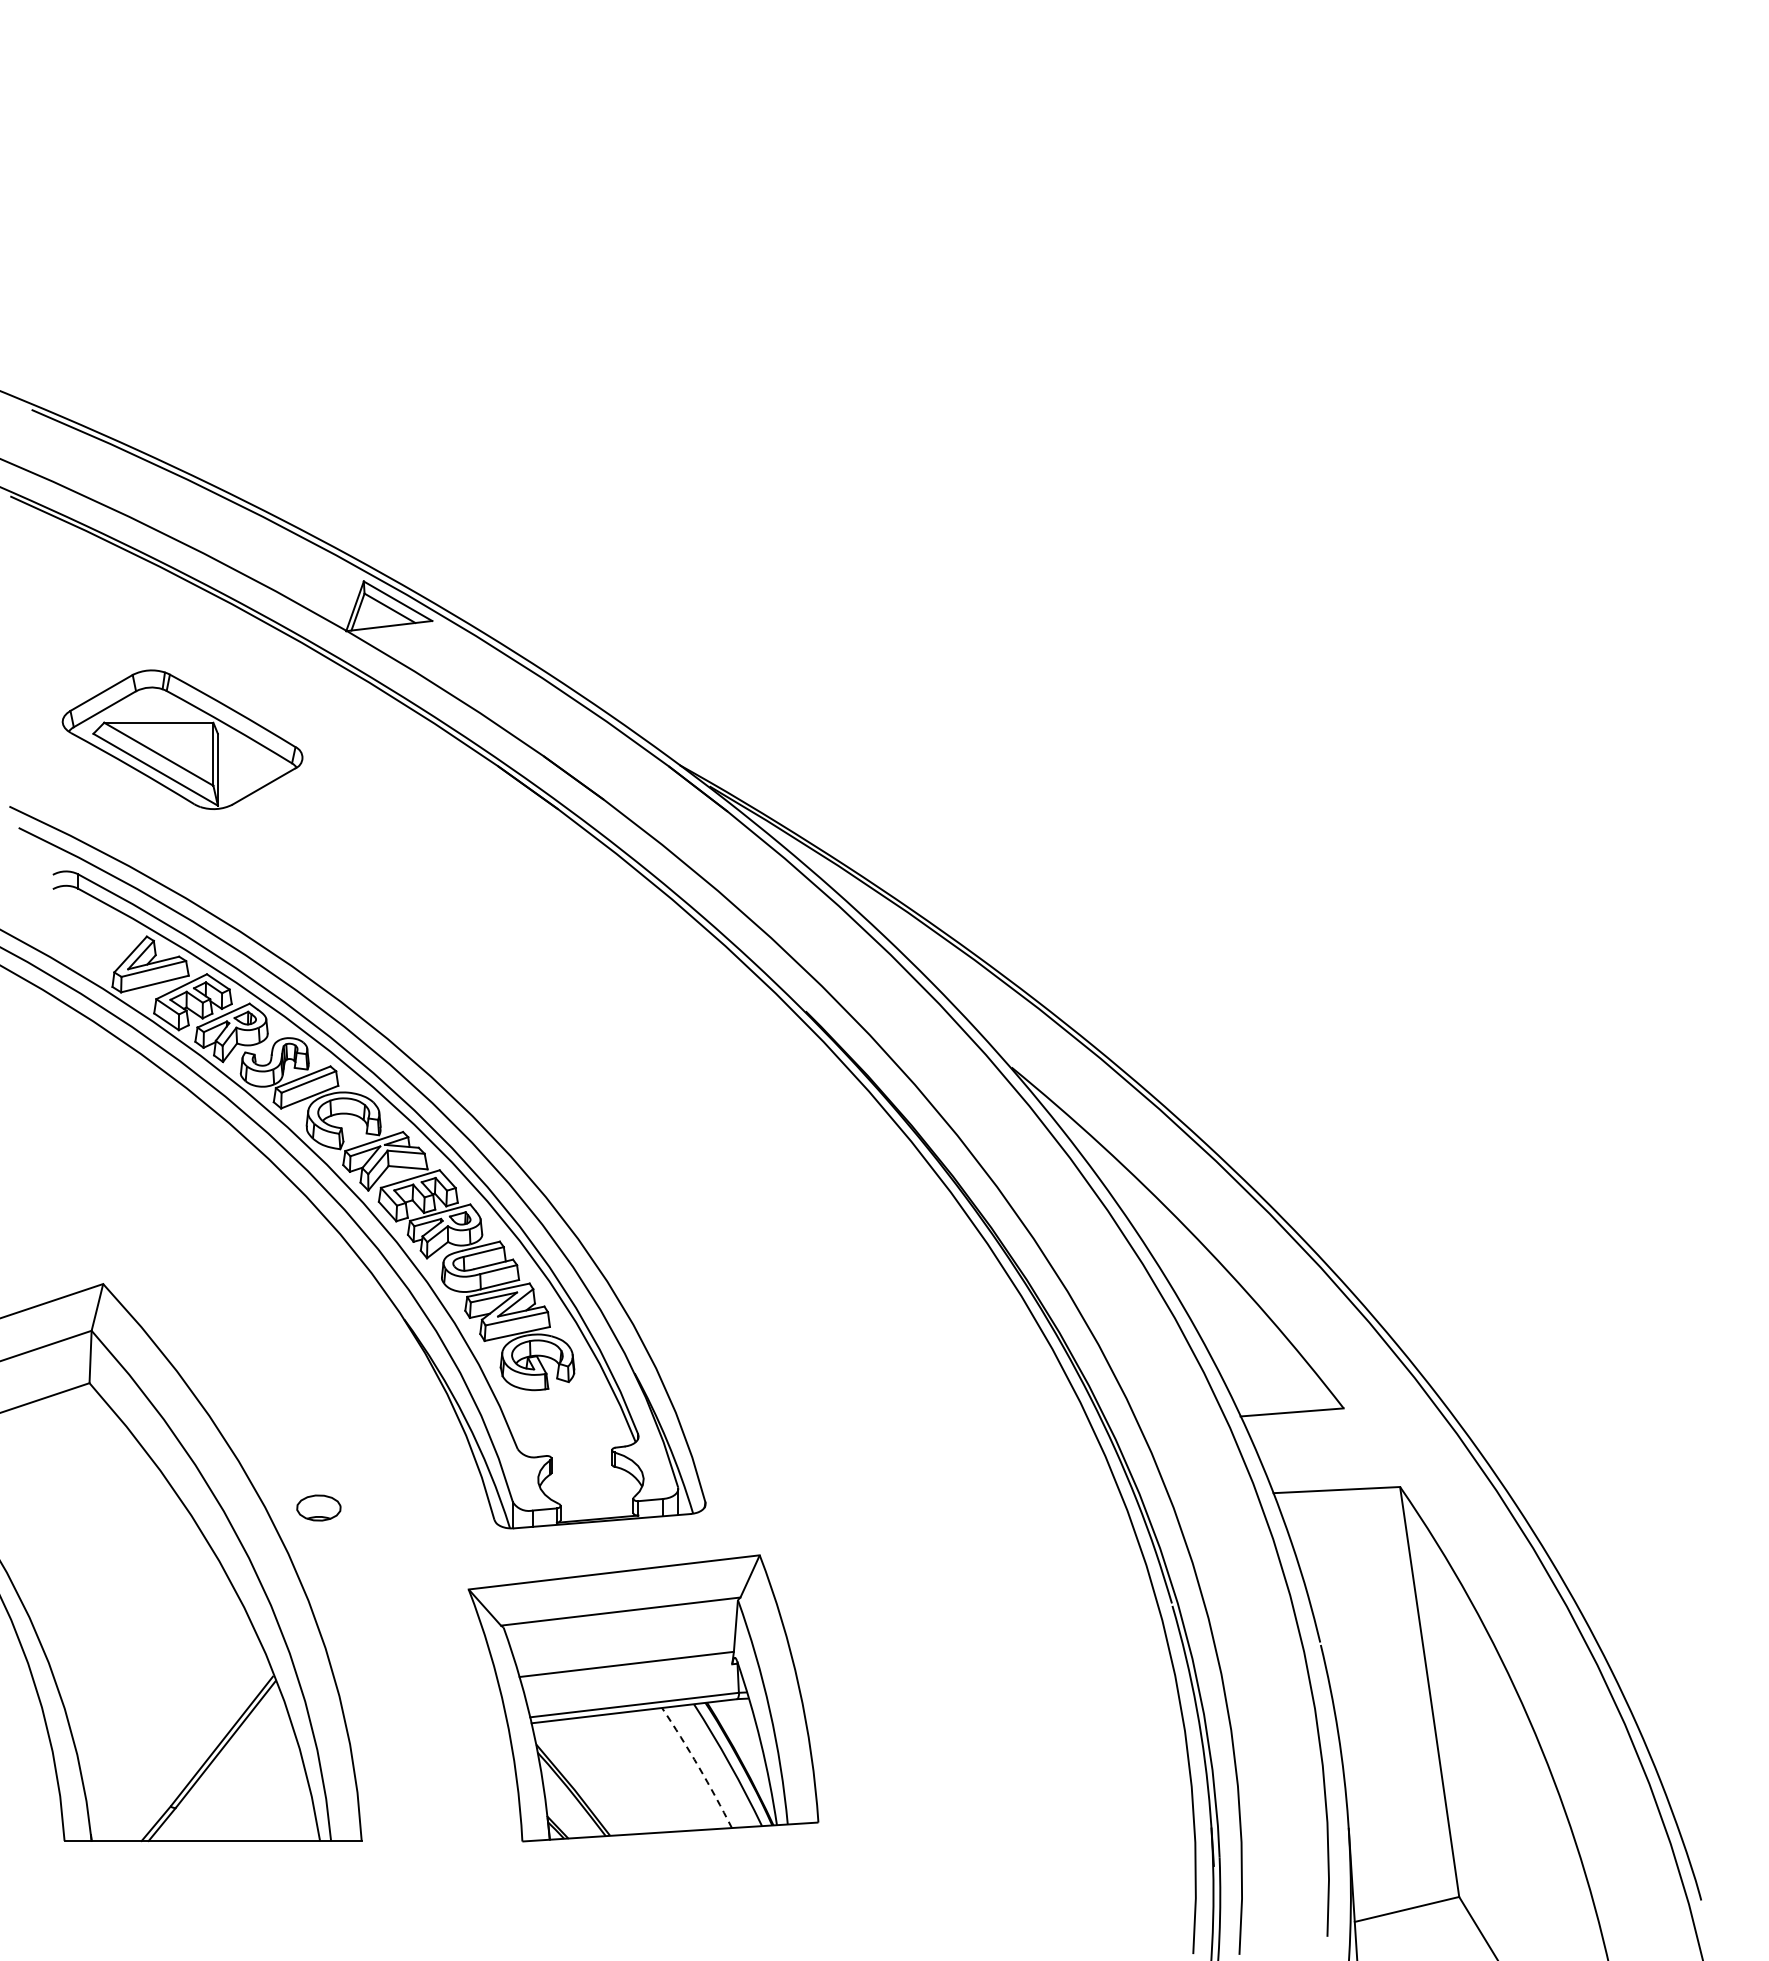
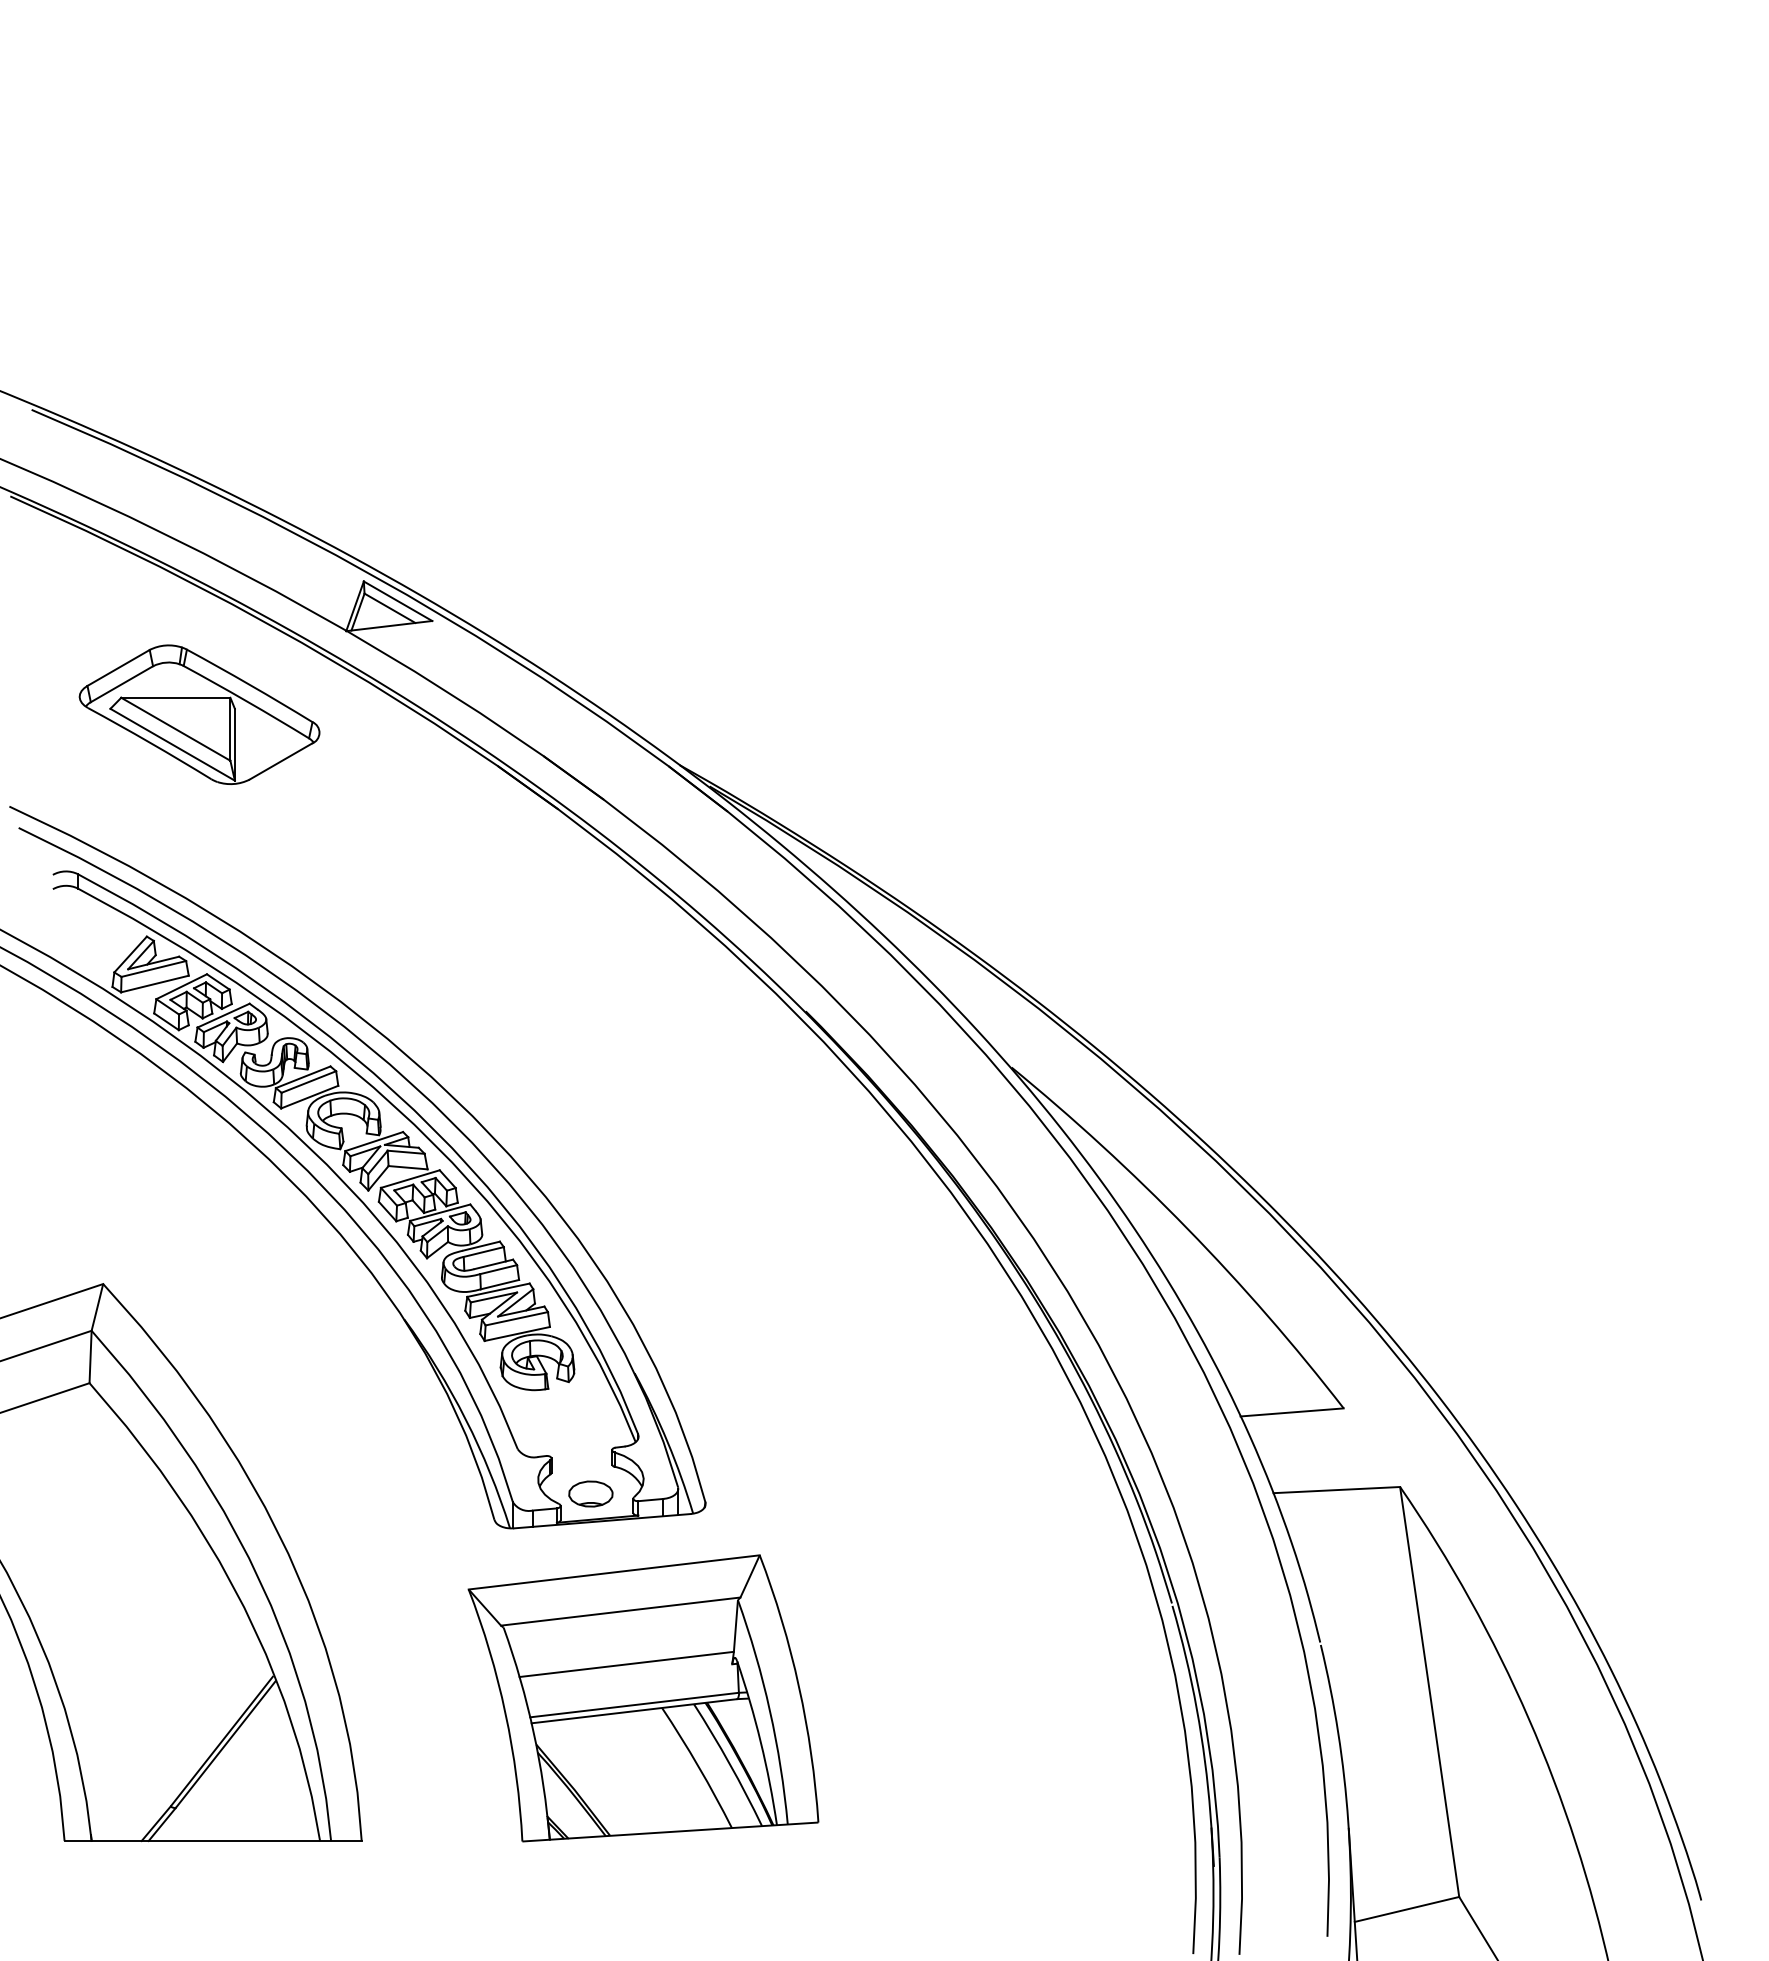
part position: (182, 739) -> (199, 714) (199, 714)
part position: (318, 1507) -> (590, 1493) (590, 1493)
arc: dashed -> solid (698, 1766)
